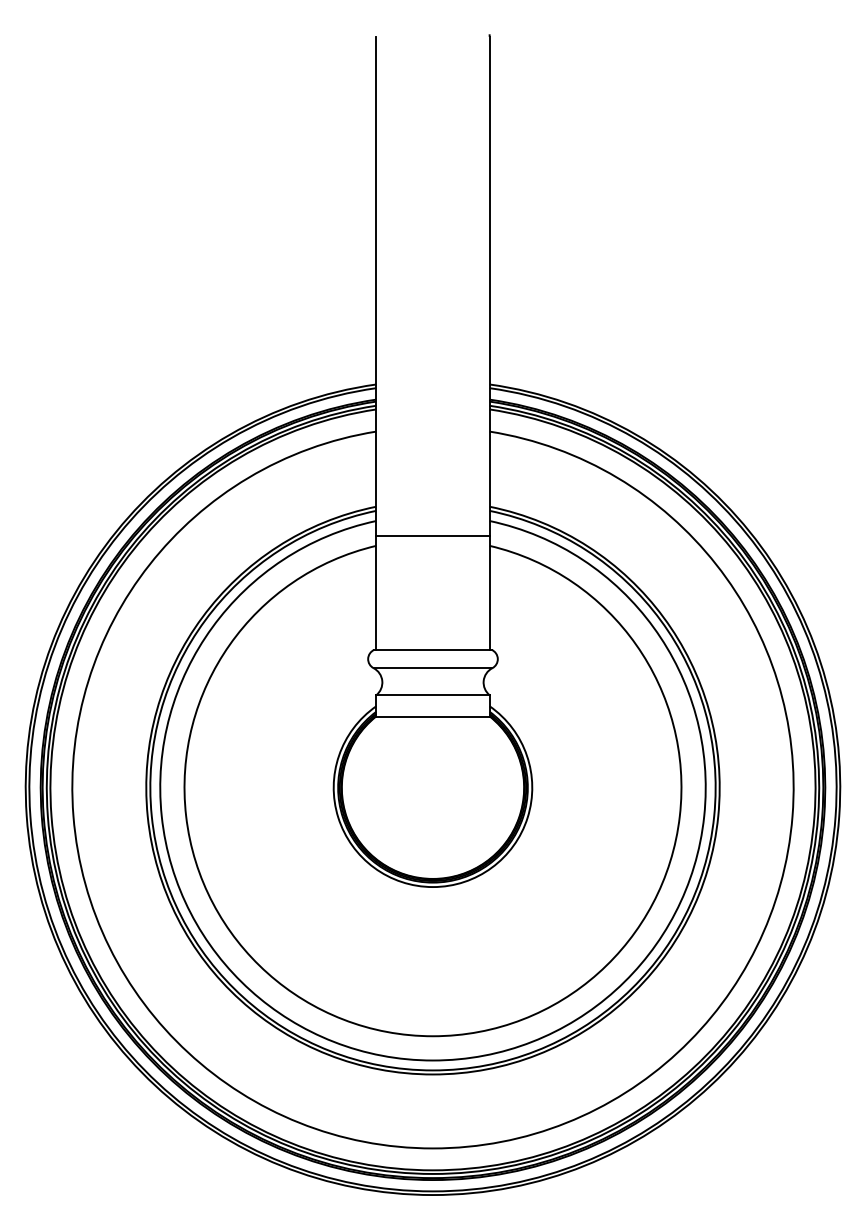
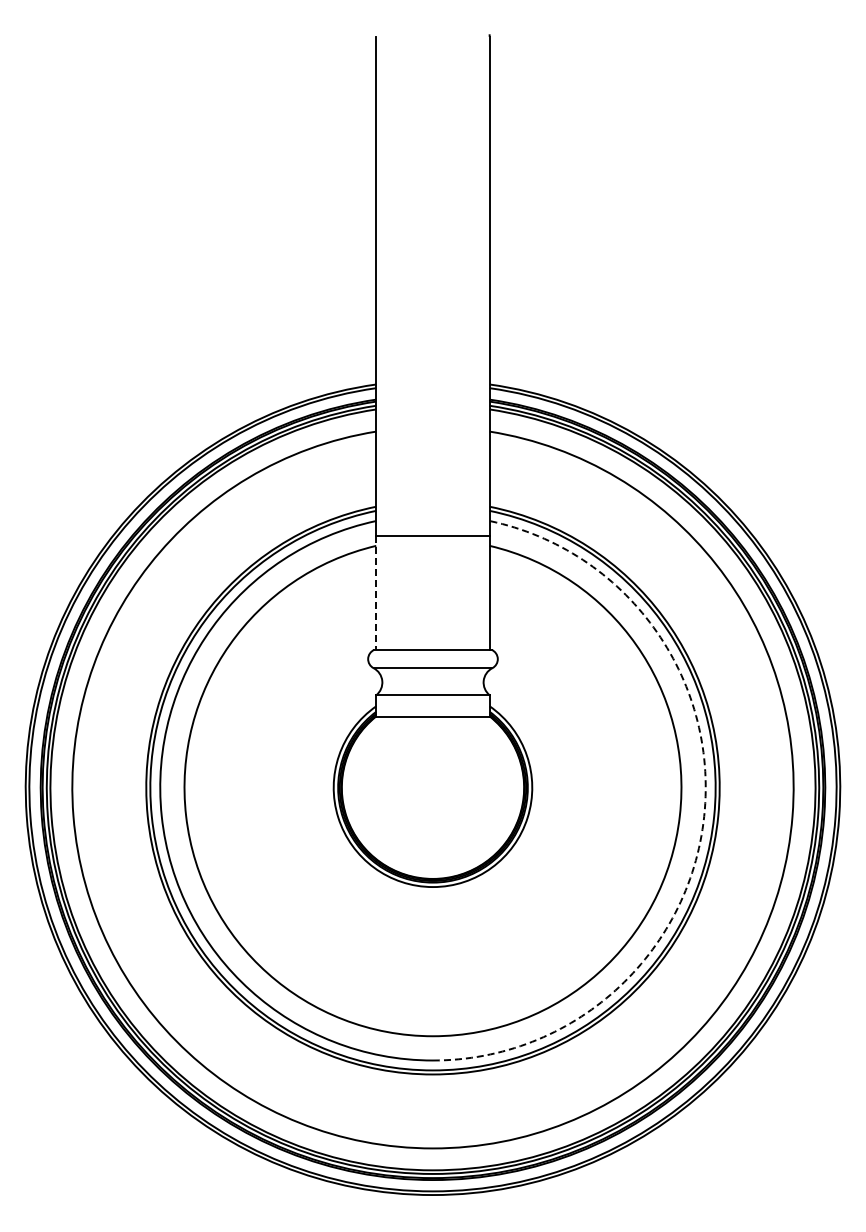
line: solid -> dashed (376, 593)
arc: solid -> dashed (704, 816)
